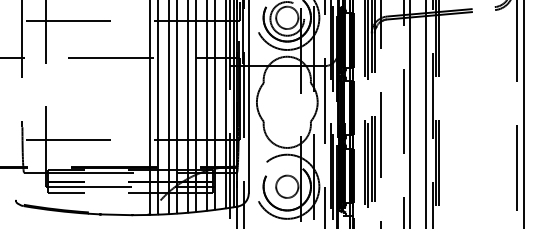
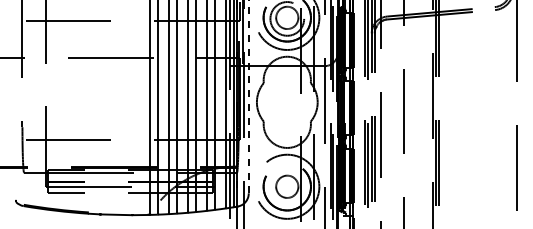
line: solid -> dashed (248, 96)
line: present -> none (410, 113)
line: present -> none (426, 113)
line: present -> none (523, 113)
